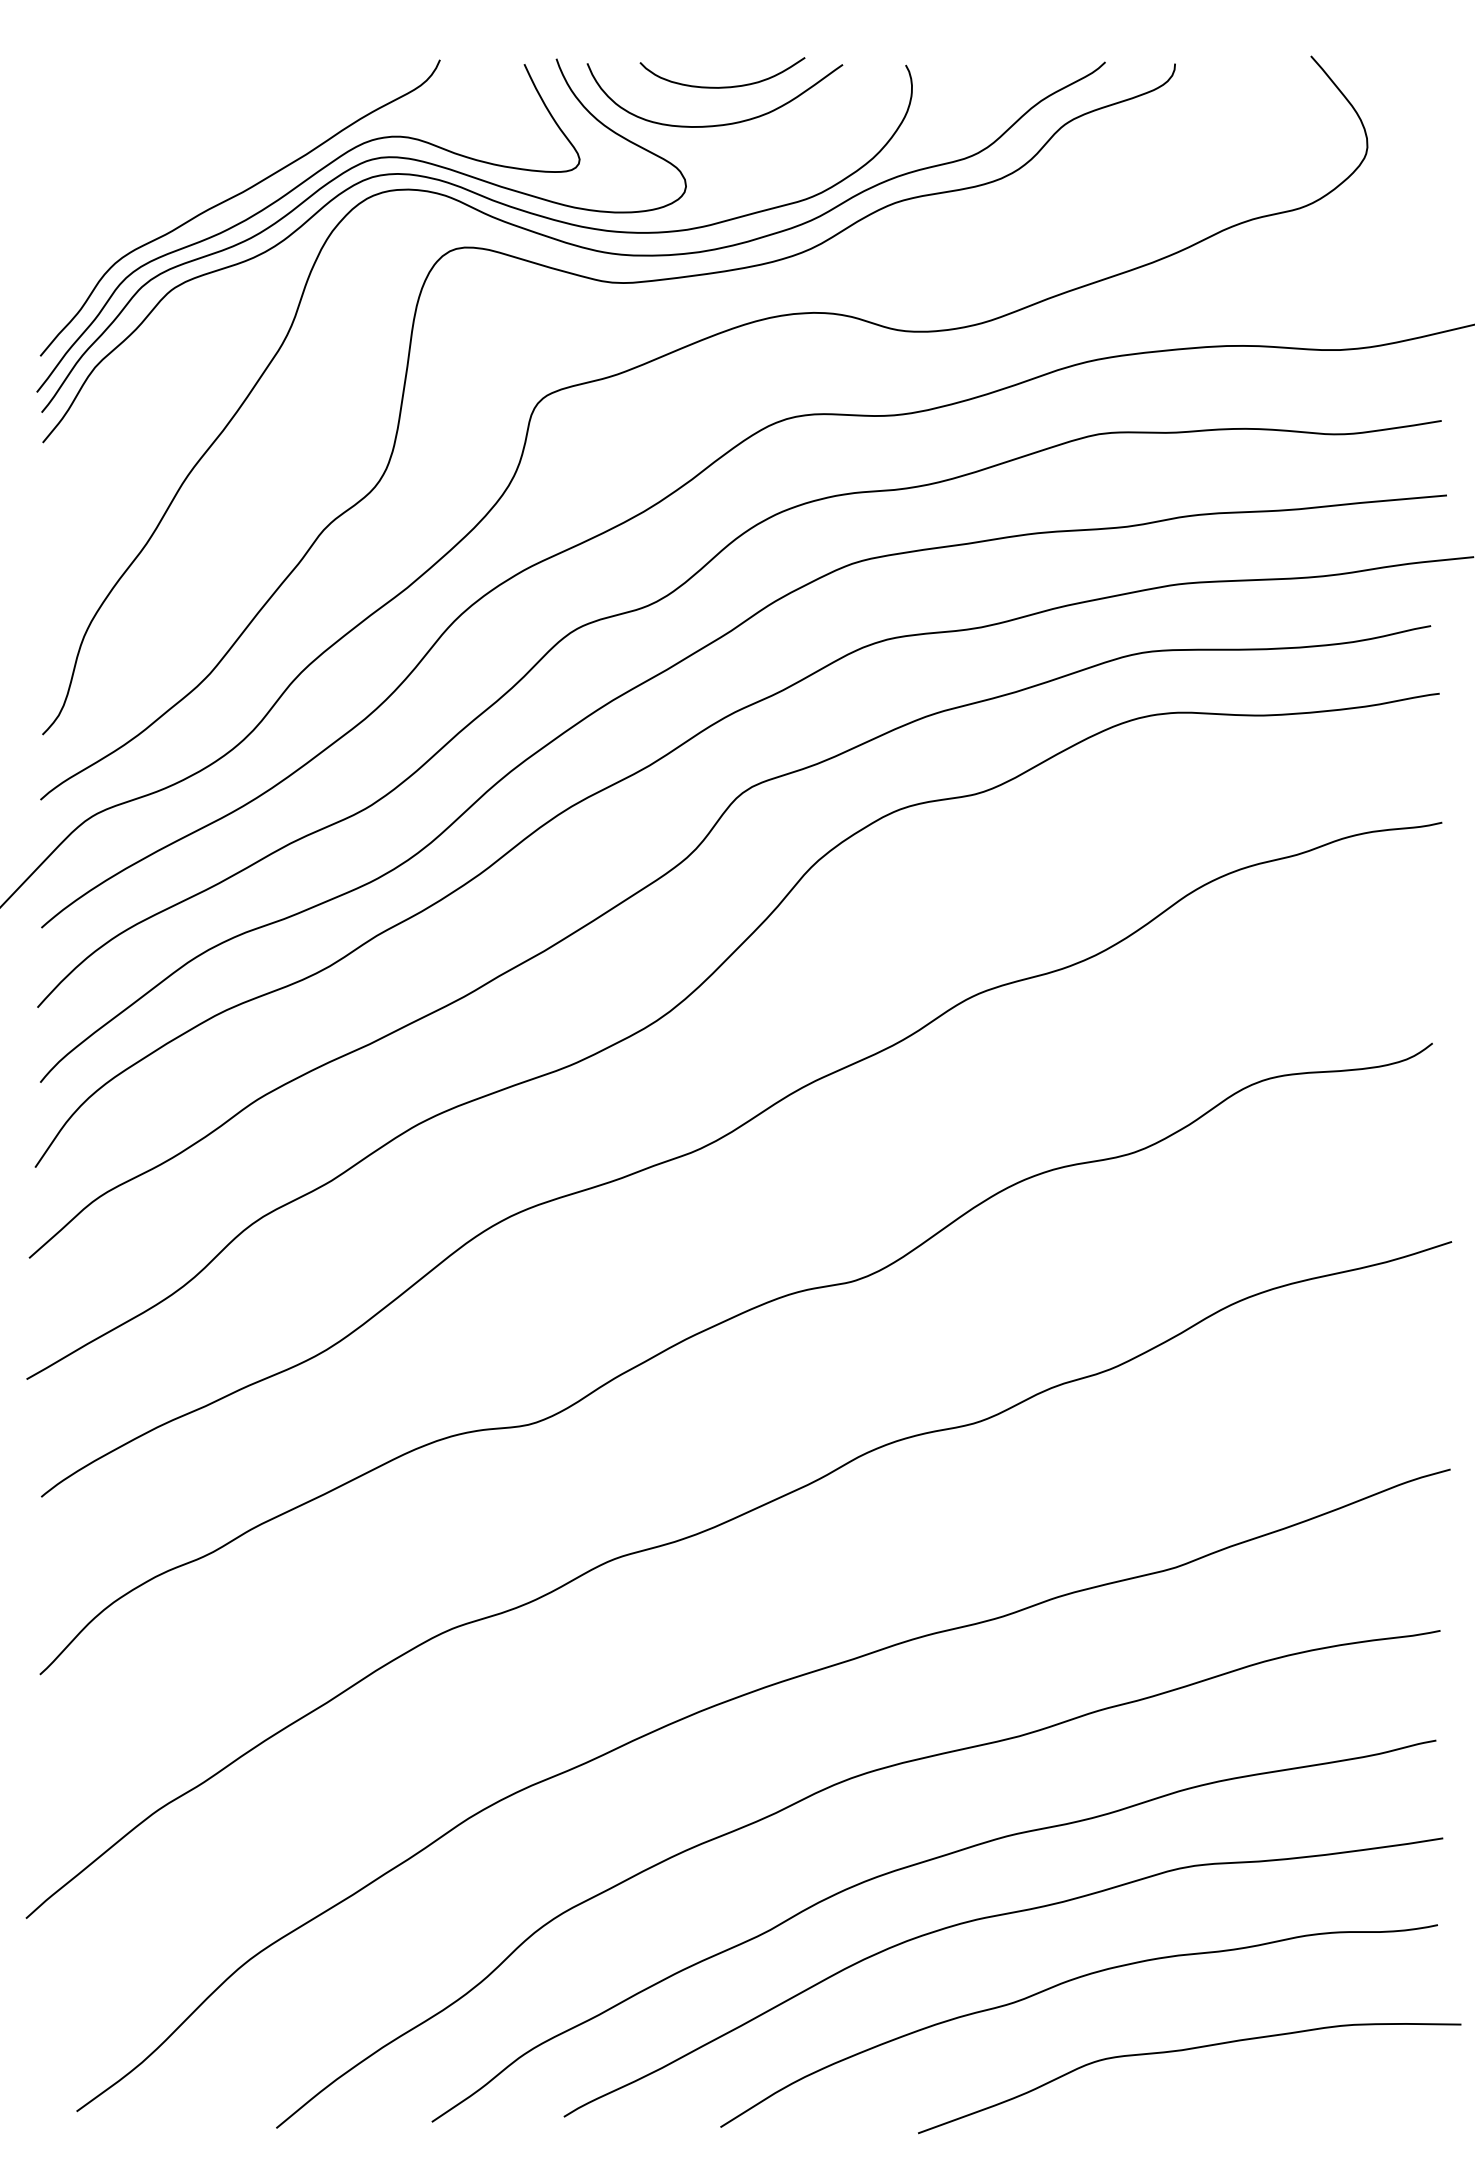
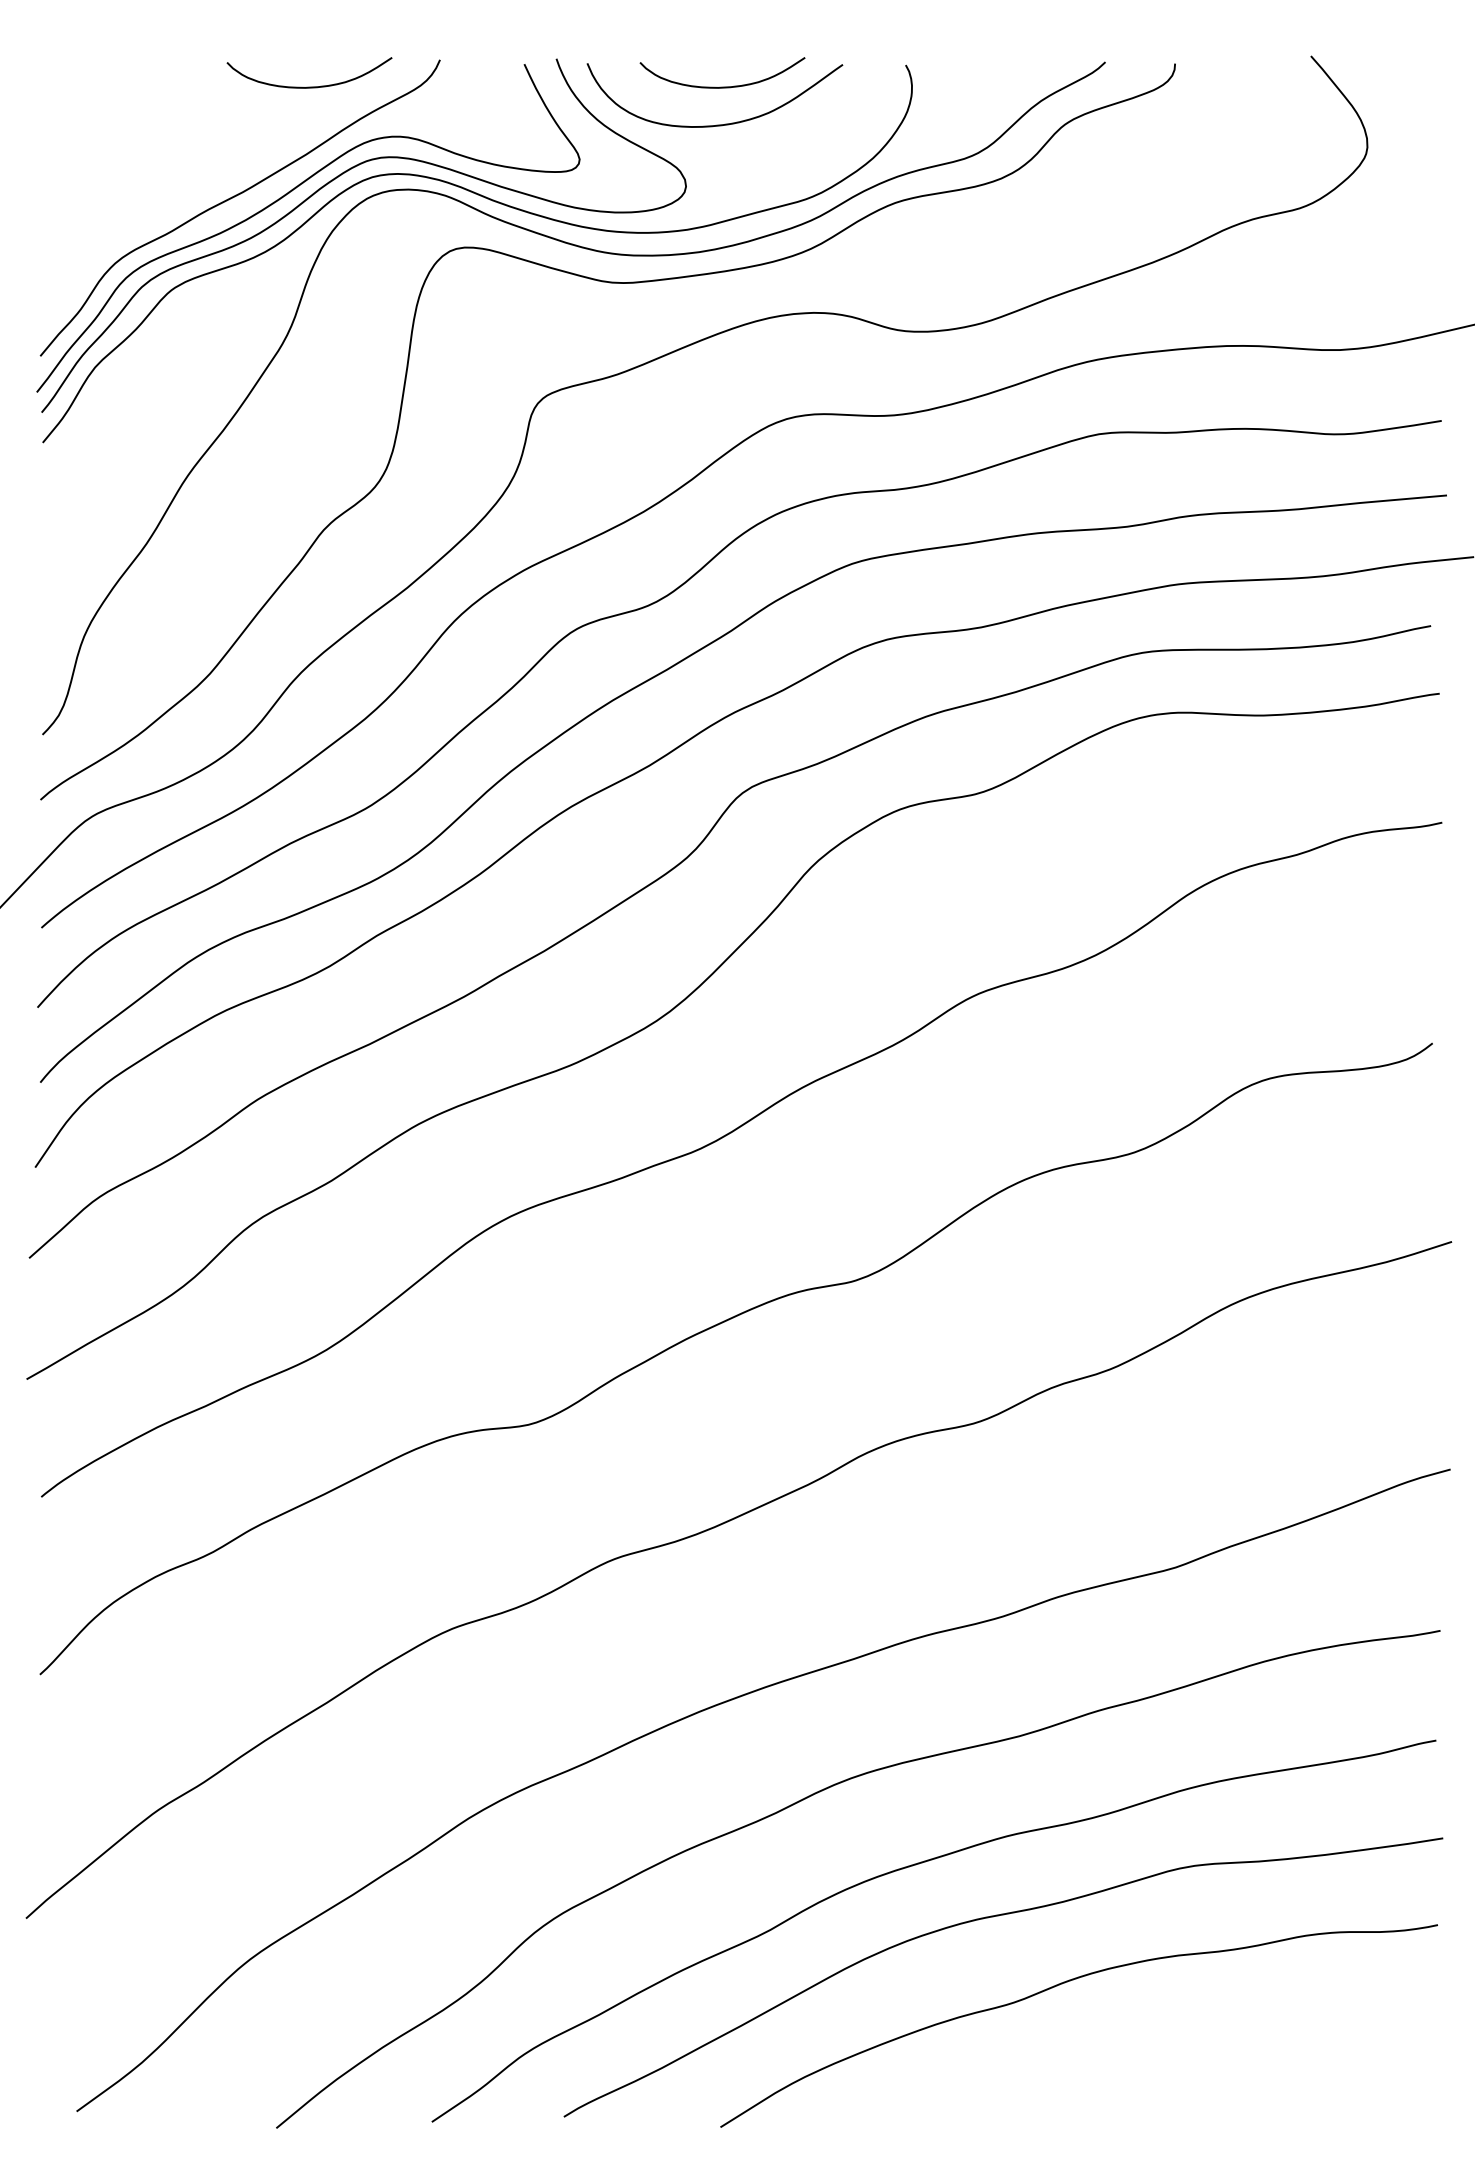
curve: none -> present (309, 86)
curve: present -> none (1187, 2050)
